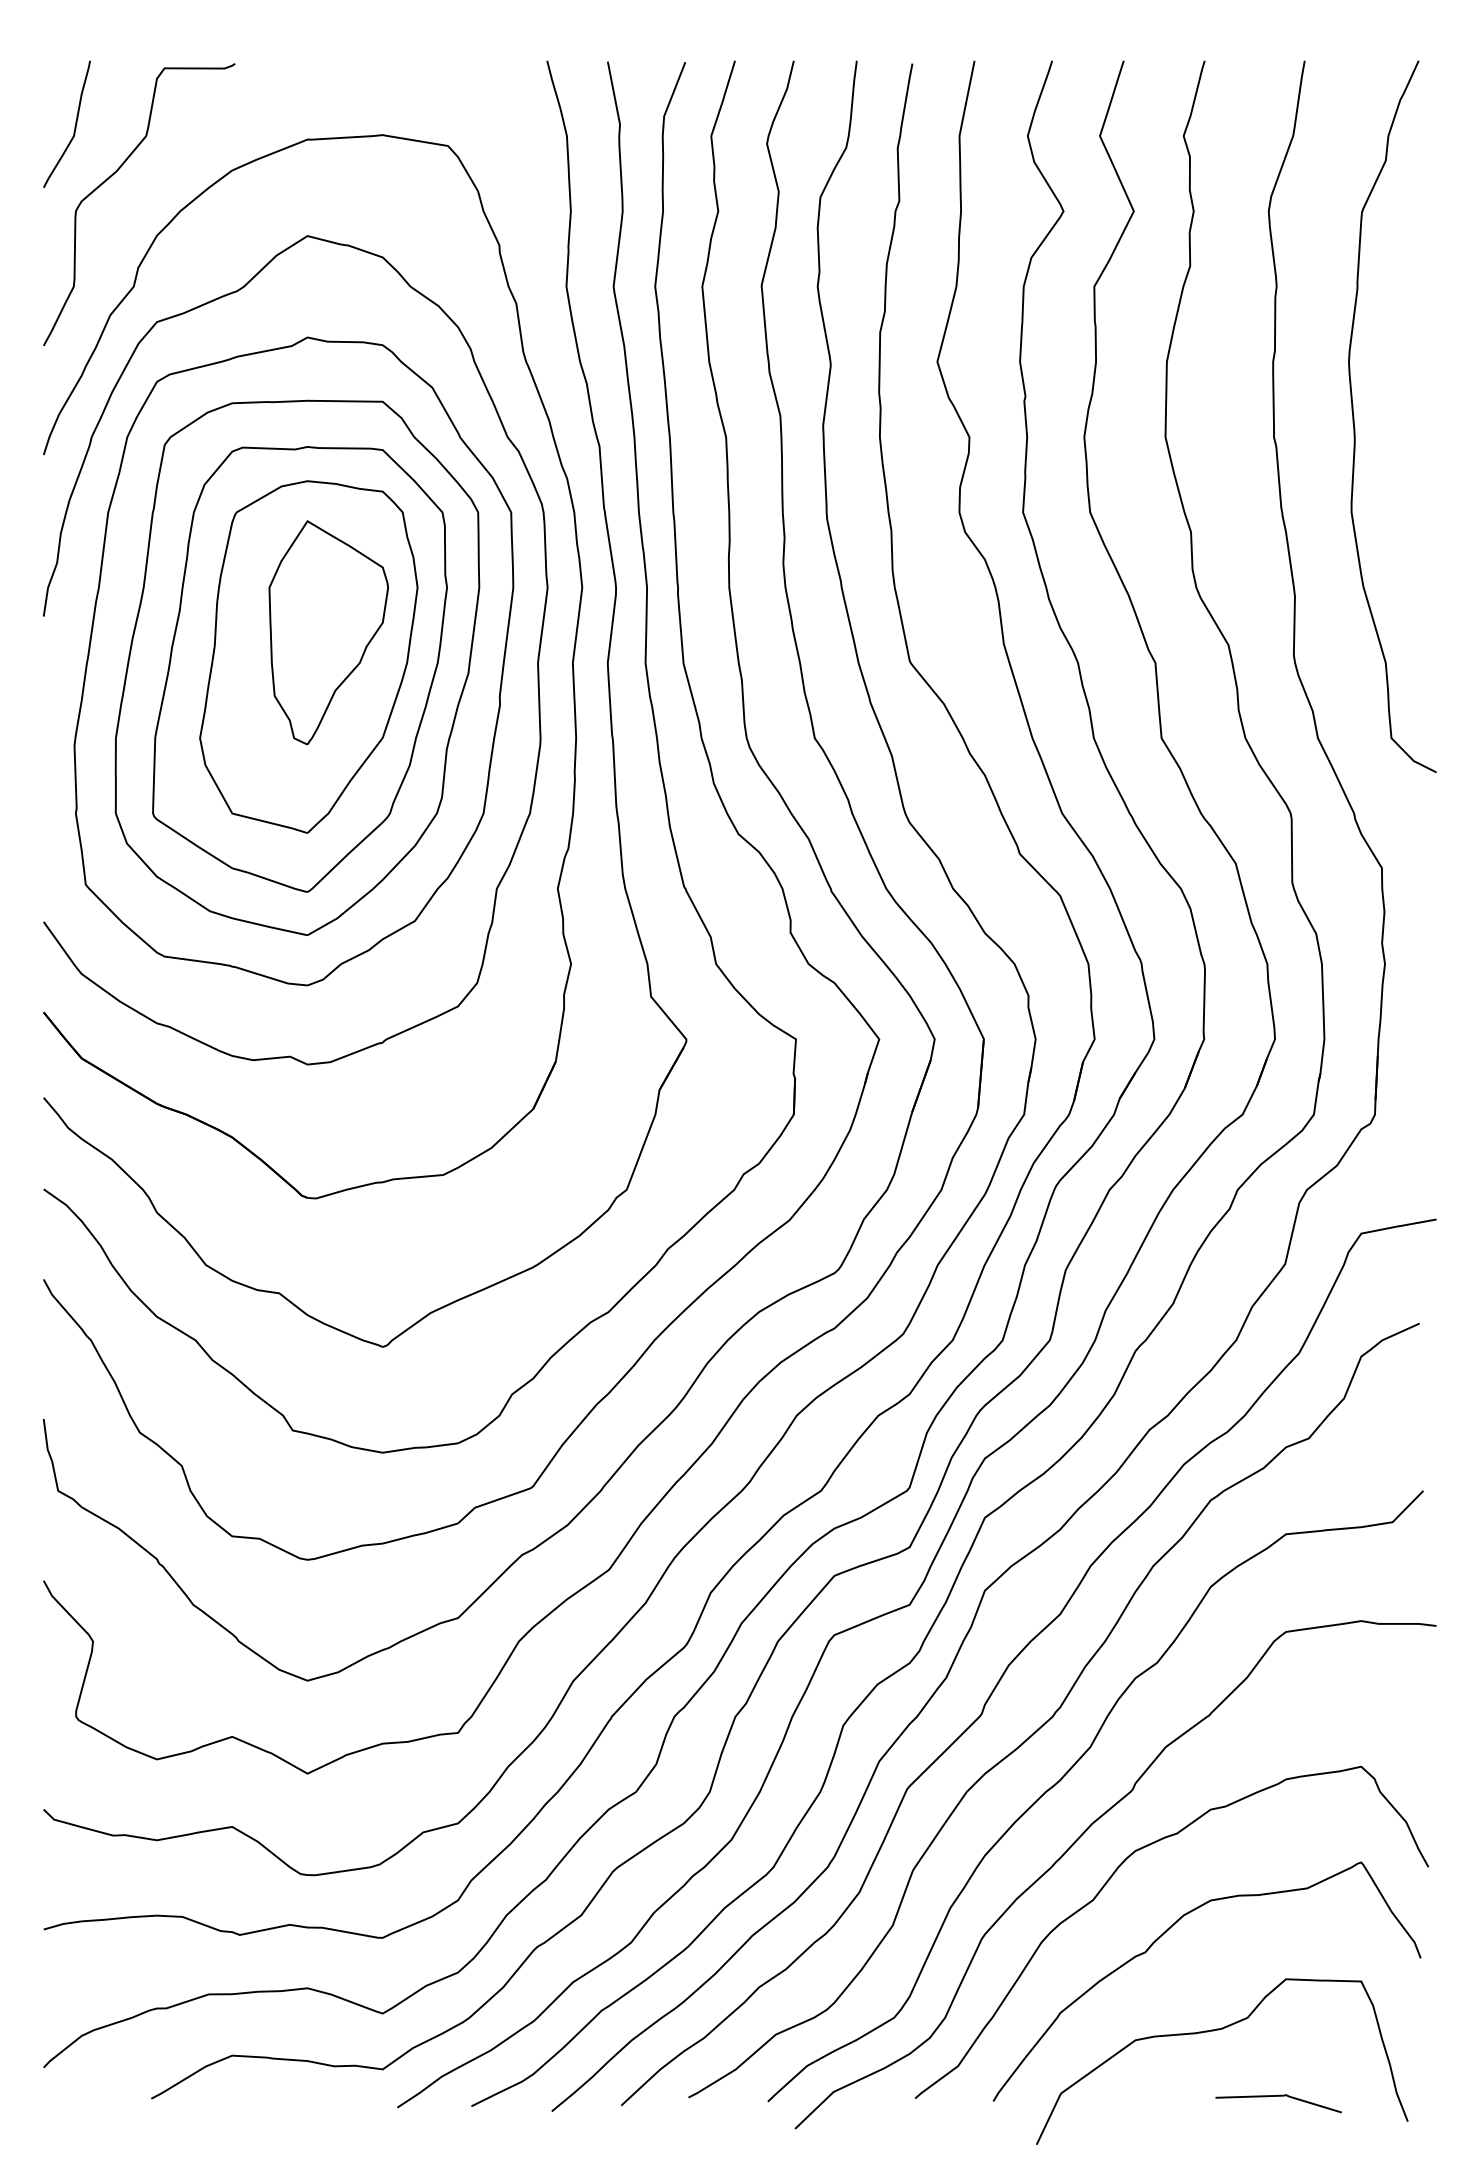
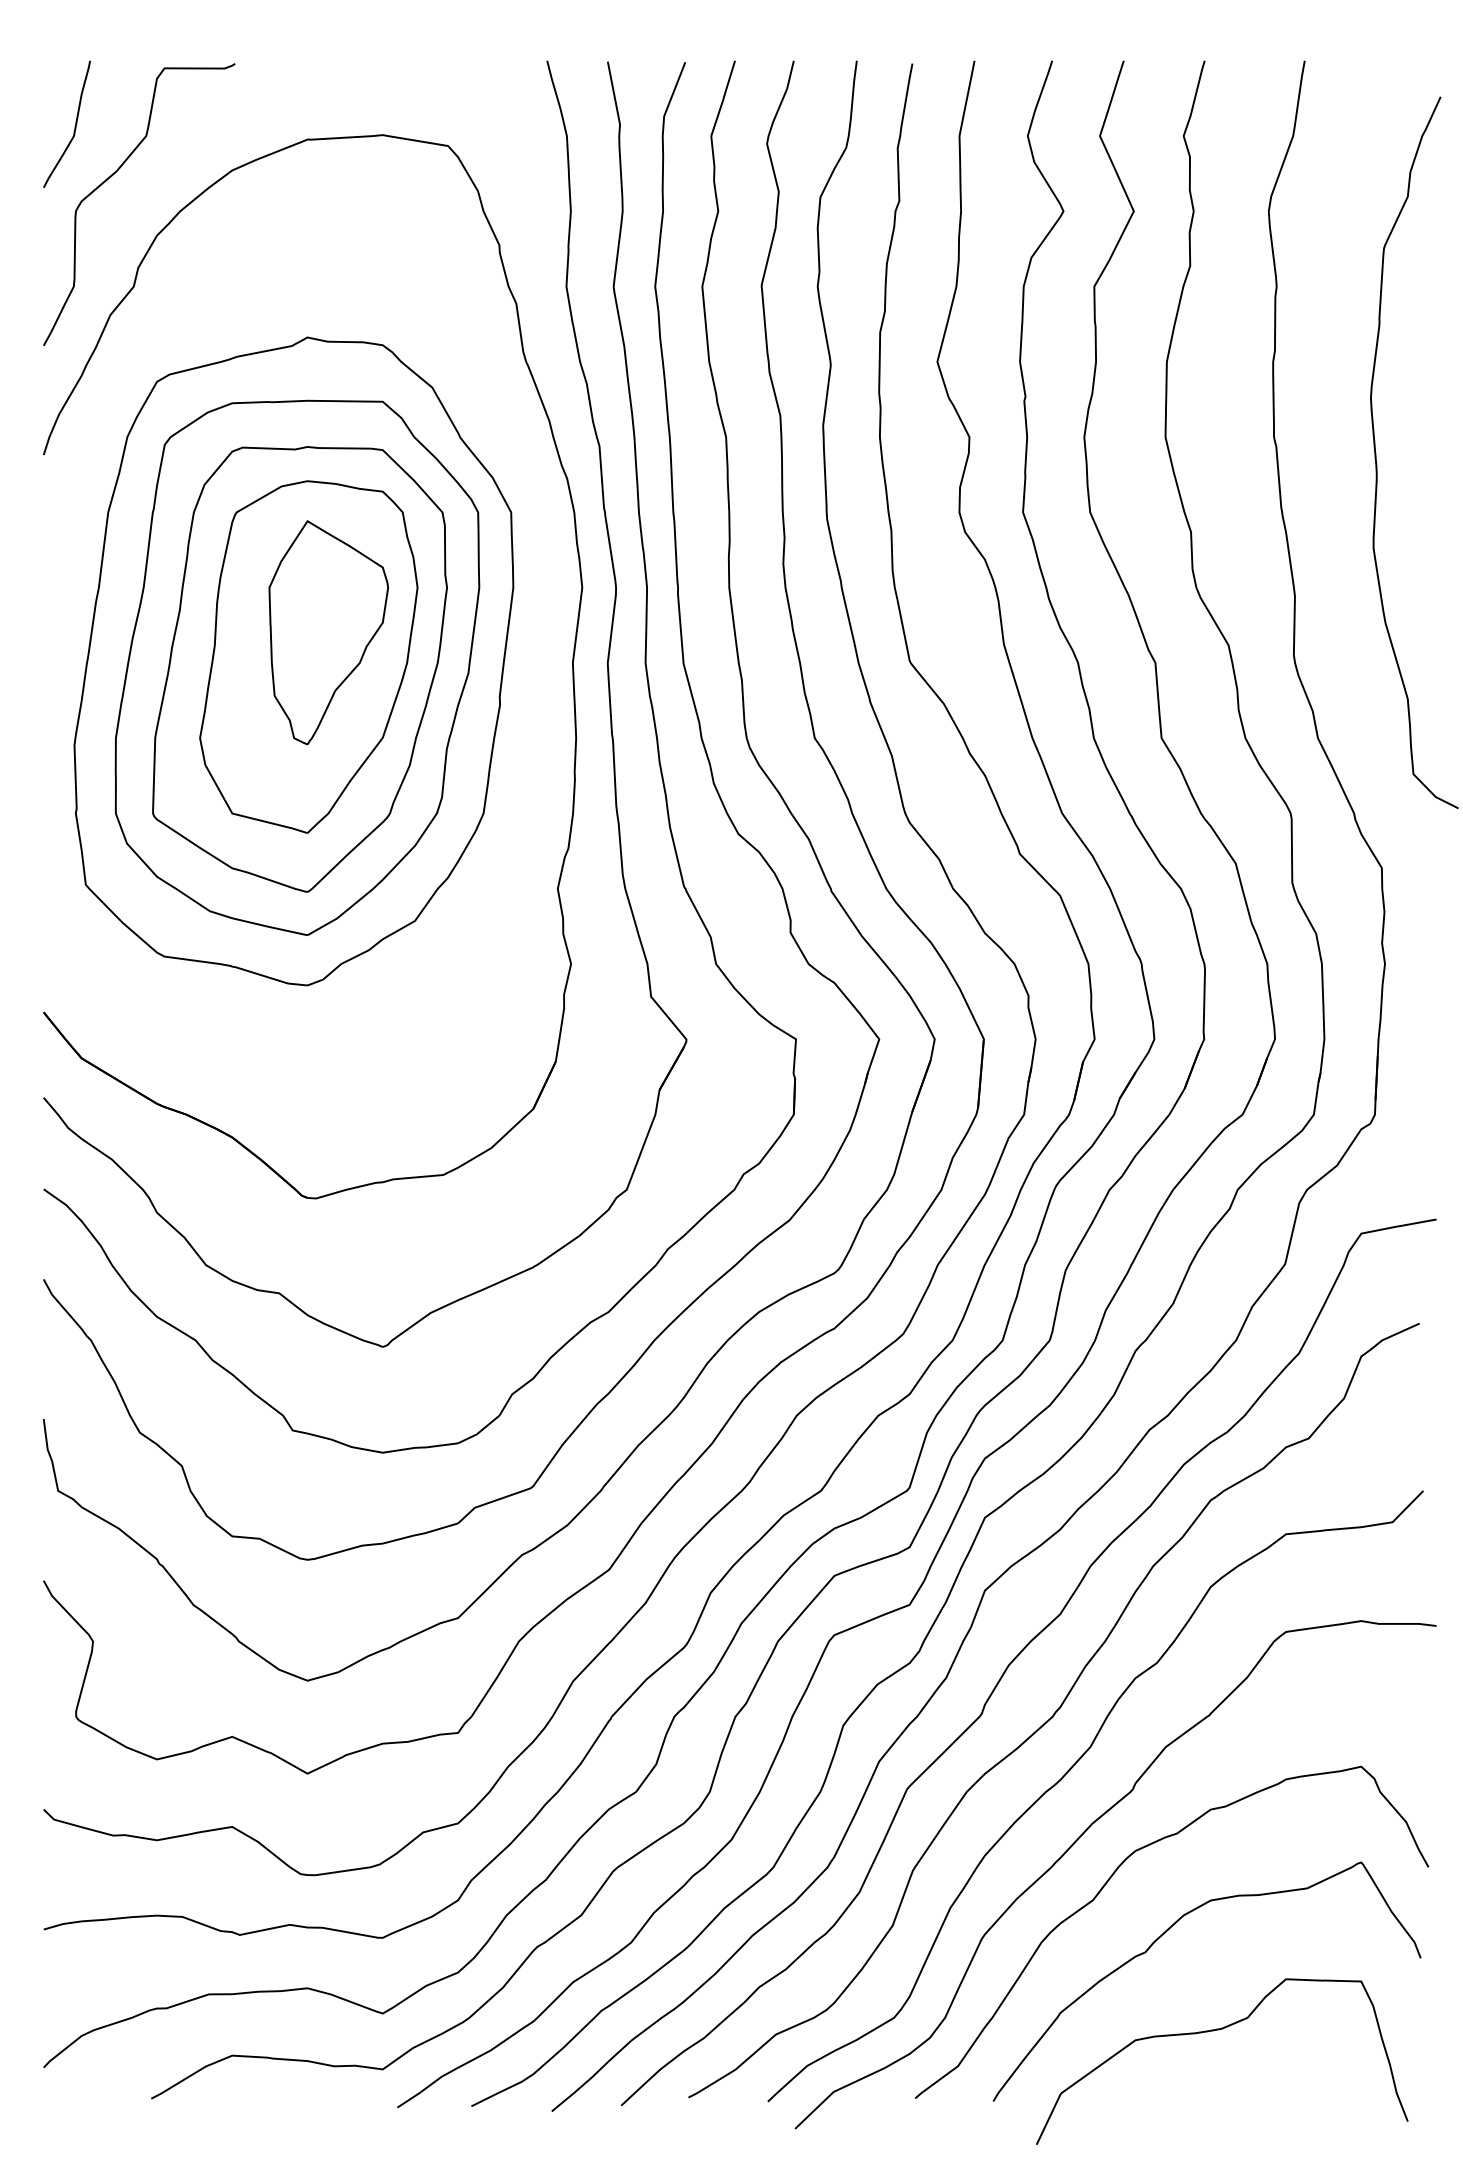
curve position: (1354, 416) -> (1376, 452) (1376, 452)
part: present -> none (537, 656)
line: present -> none (1278, 2096)
